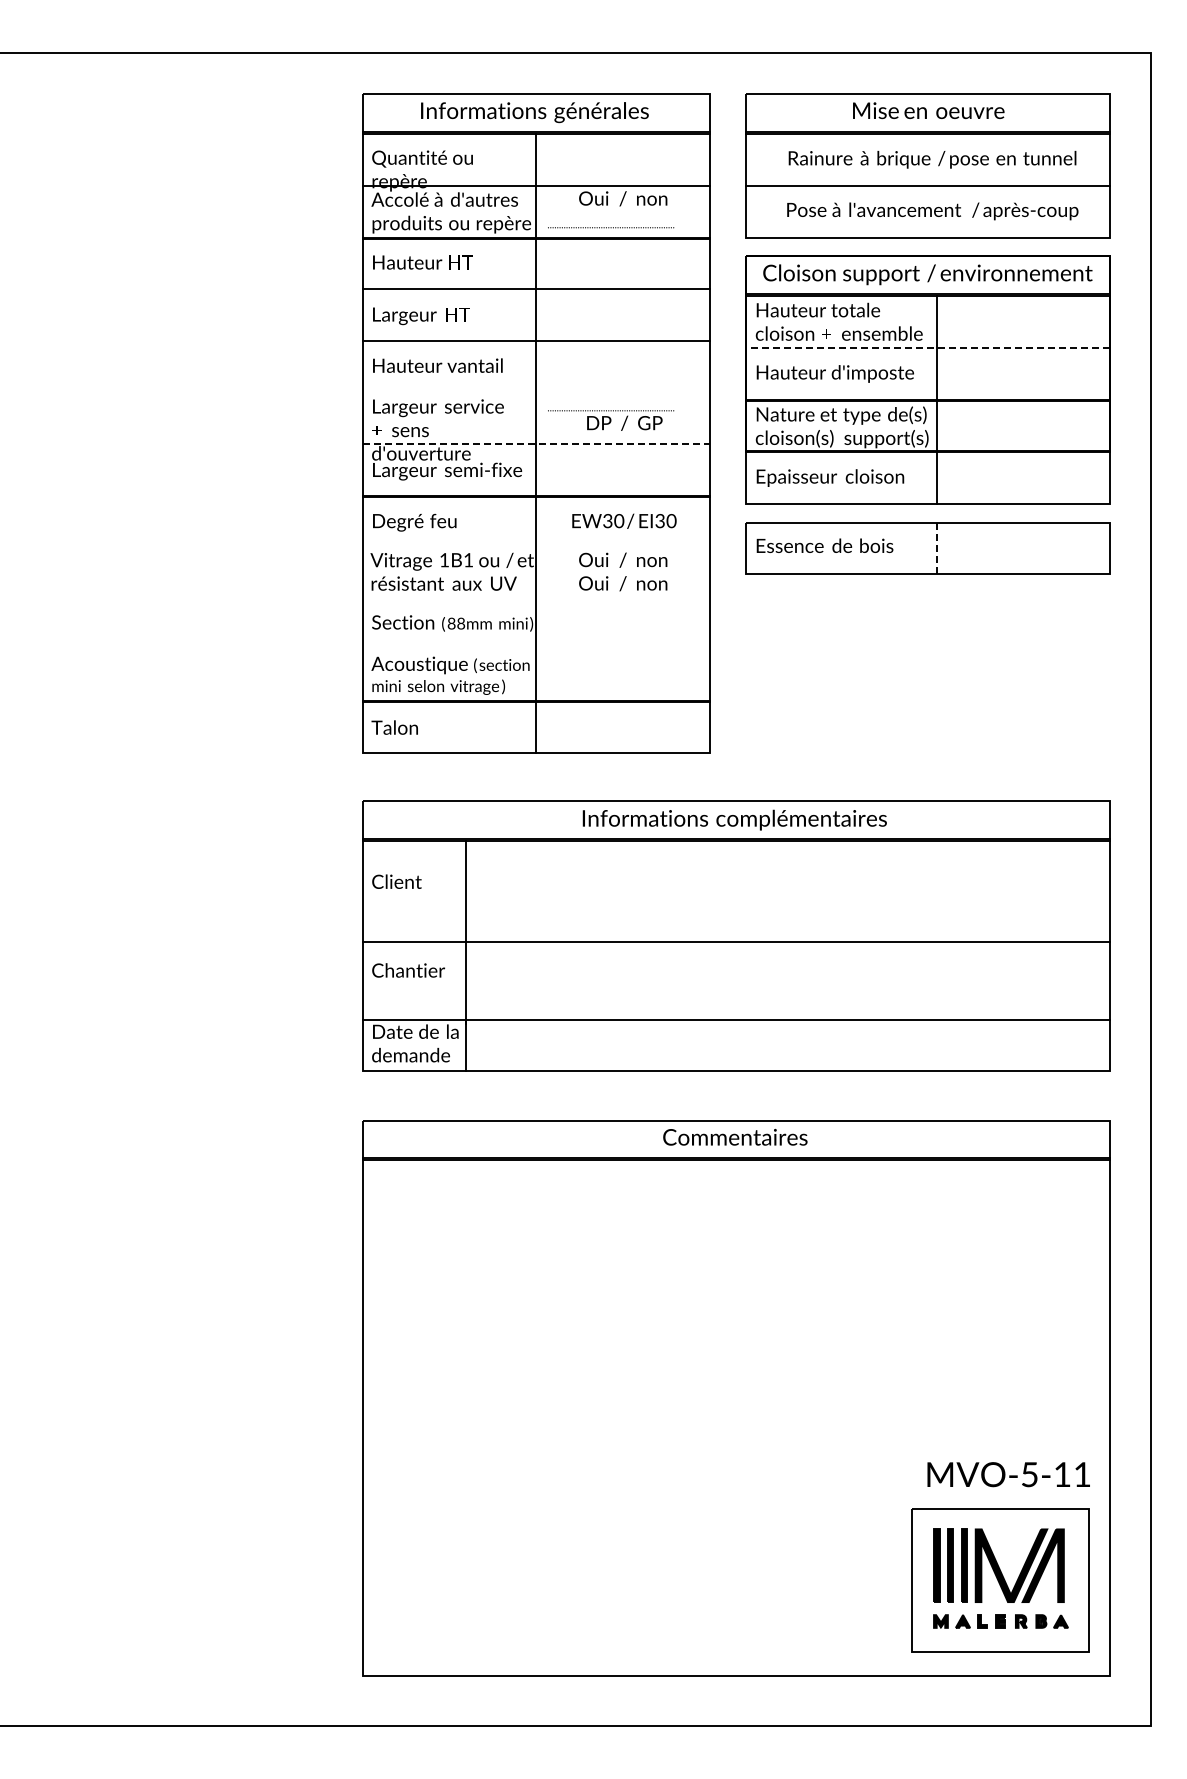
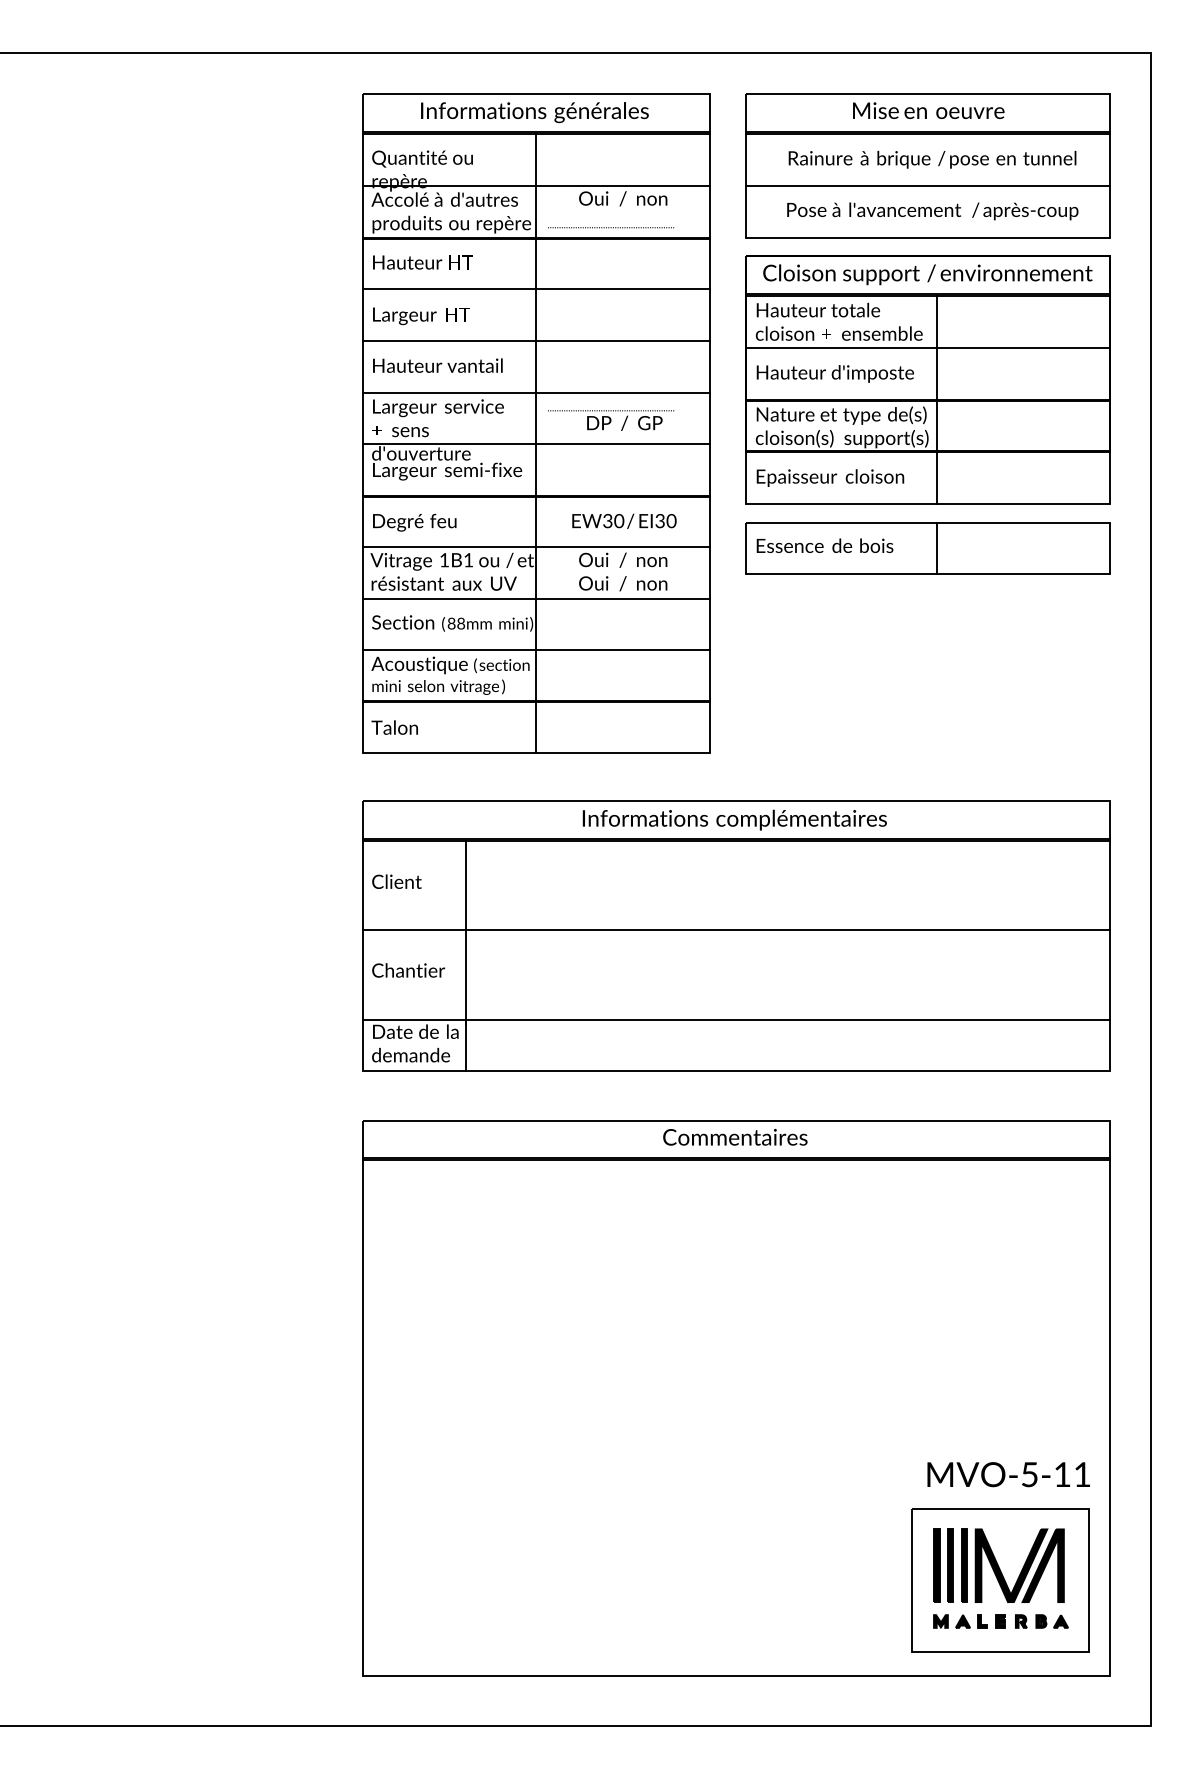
line: dashed -> solid (928, 347)
line: none -> present (536, 392)
line: dashed -> solid (536, 444)
line: none -> present (536, 547)
line: dashed -> solid (936, 548)
line: none -> present (536, 599)
line: none -> present (536, 649)
line position: (736, 942) -> (736, 930) (736, 930)
